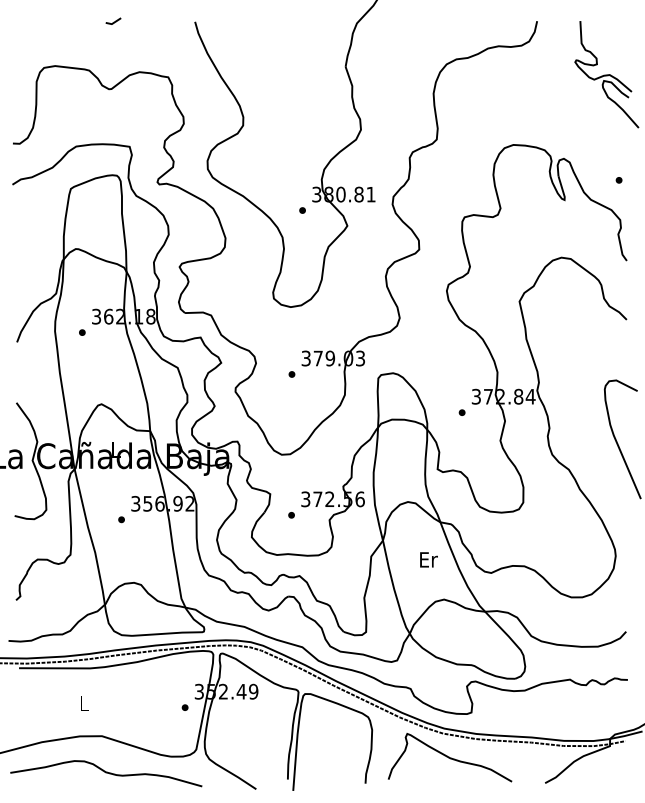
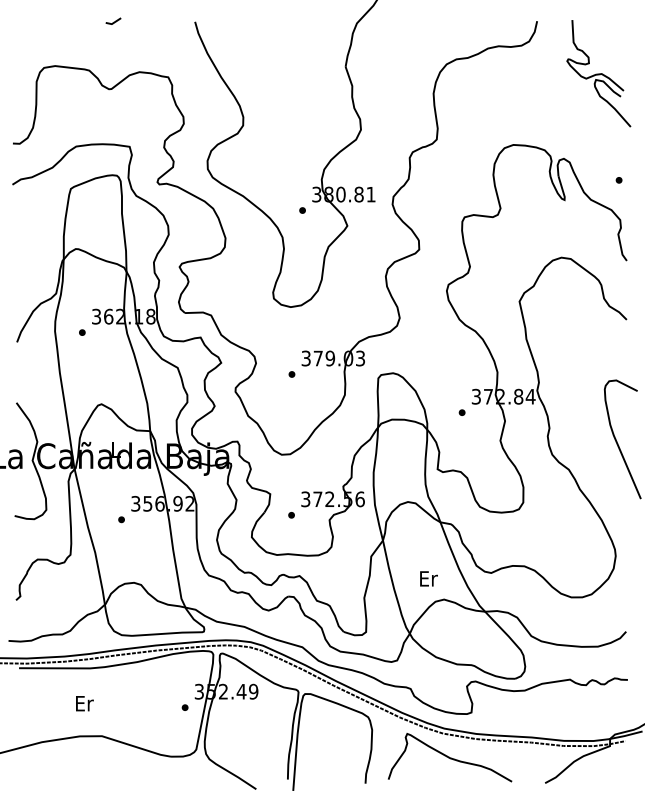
part position: (606, 74) -> (598, 73) (598, 73)
text position: (428, 559) -> (428, 578) (428, 578)
text: L -> Er (84, 703)
curve: present -> none (106, 773)
